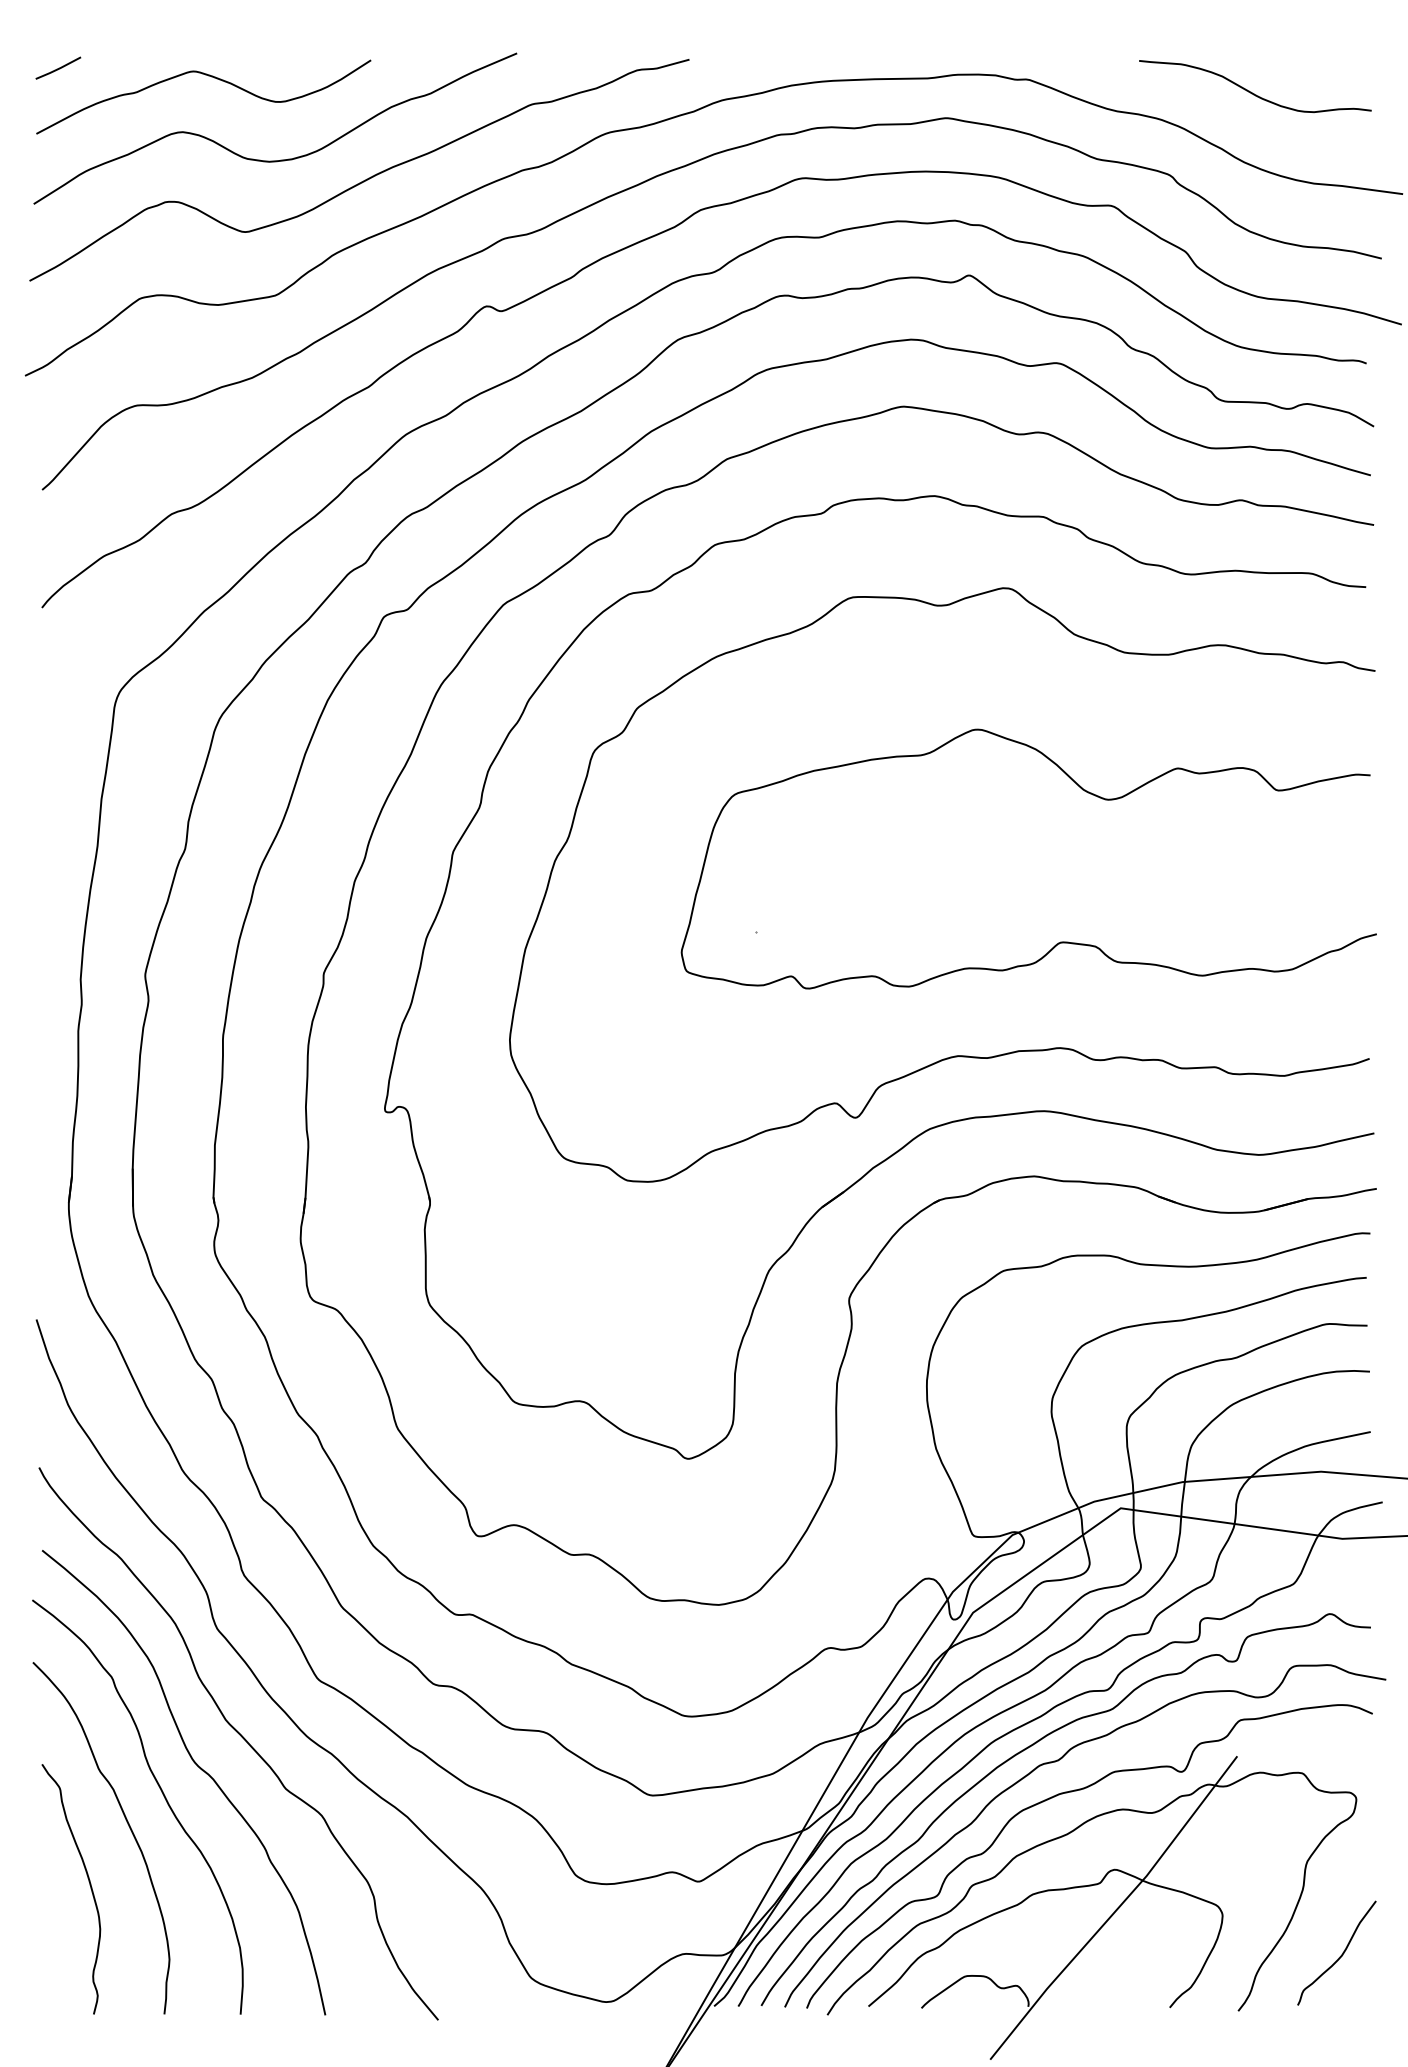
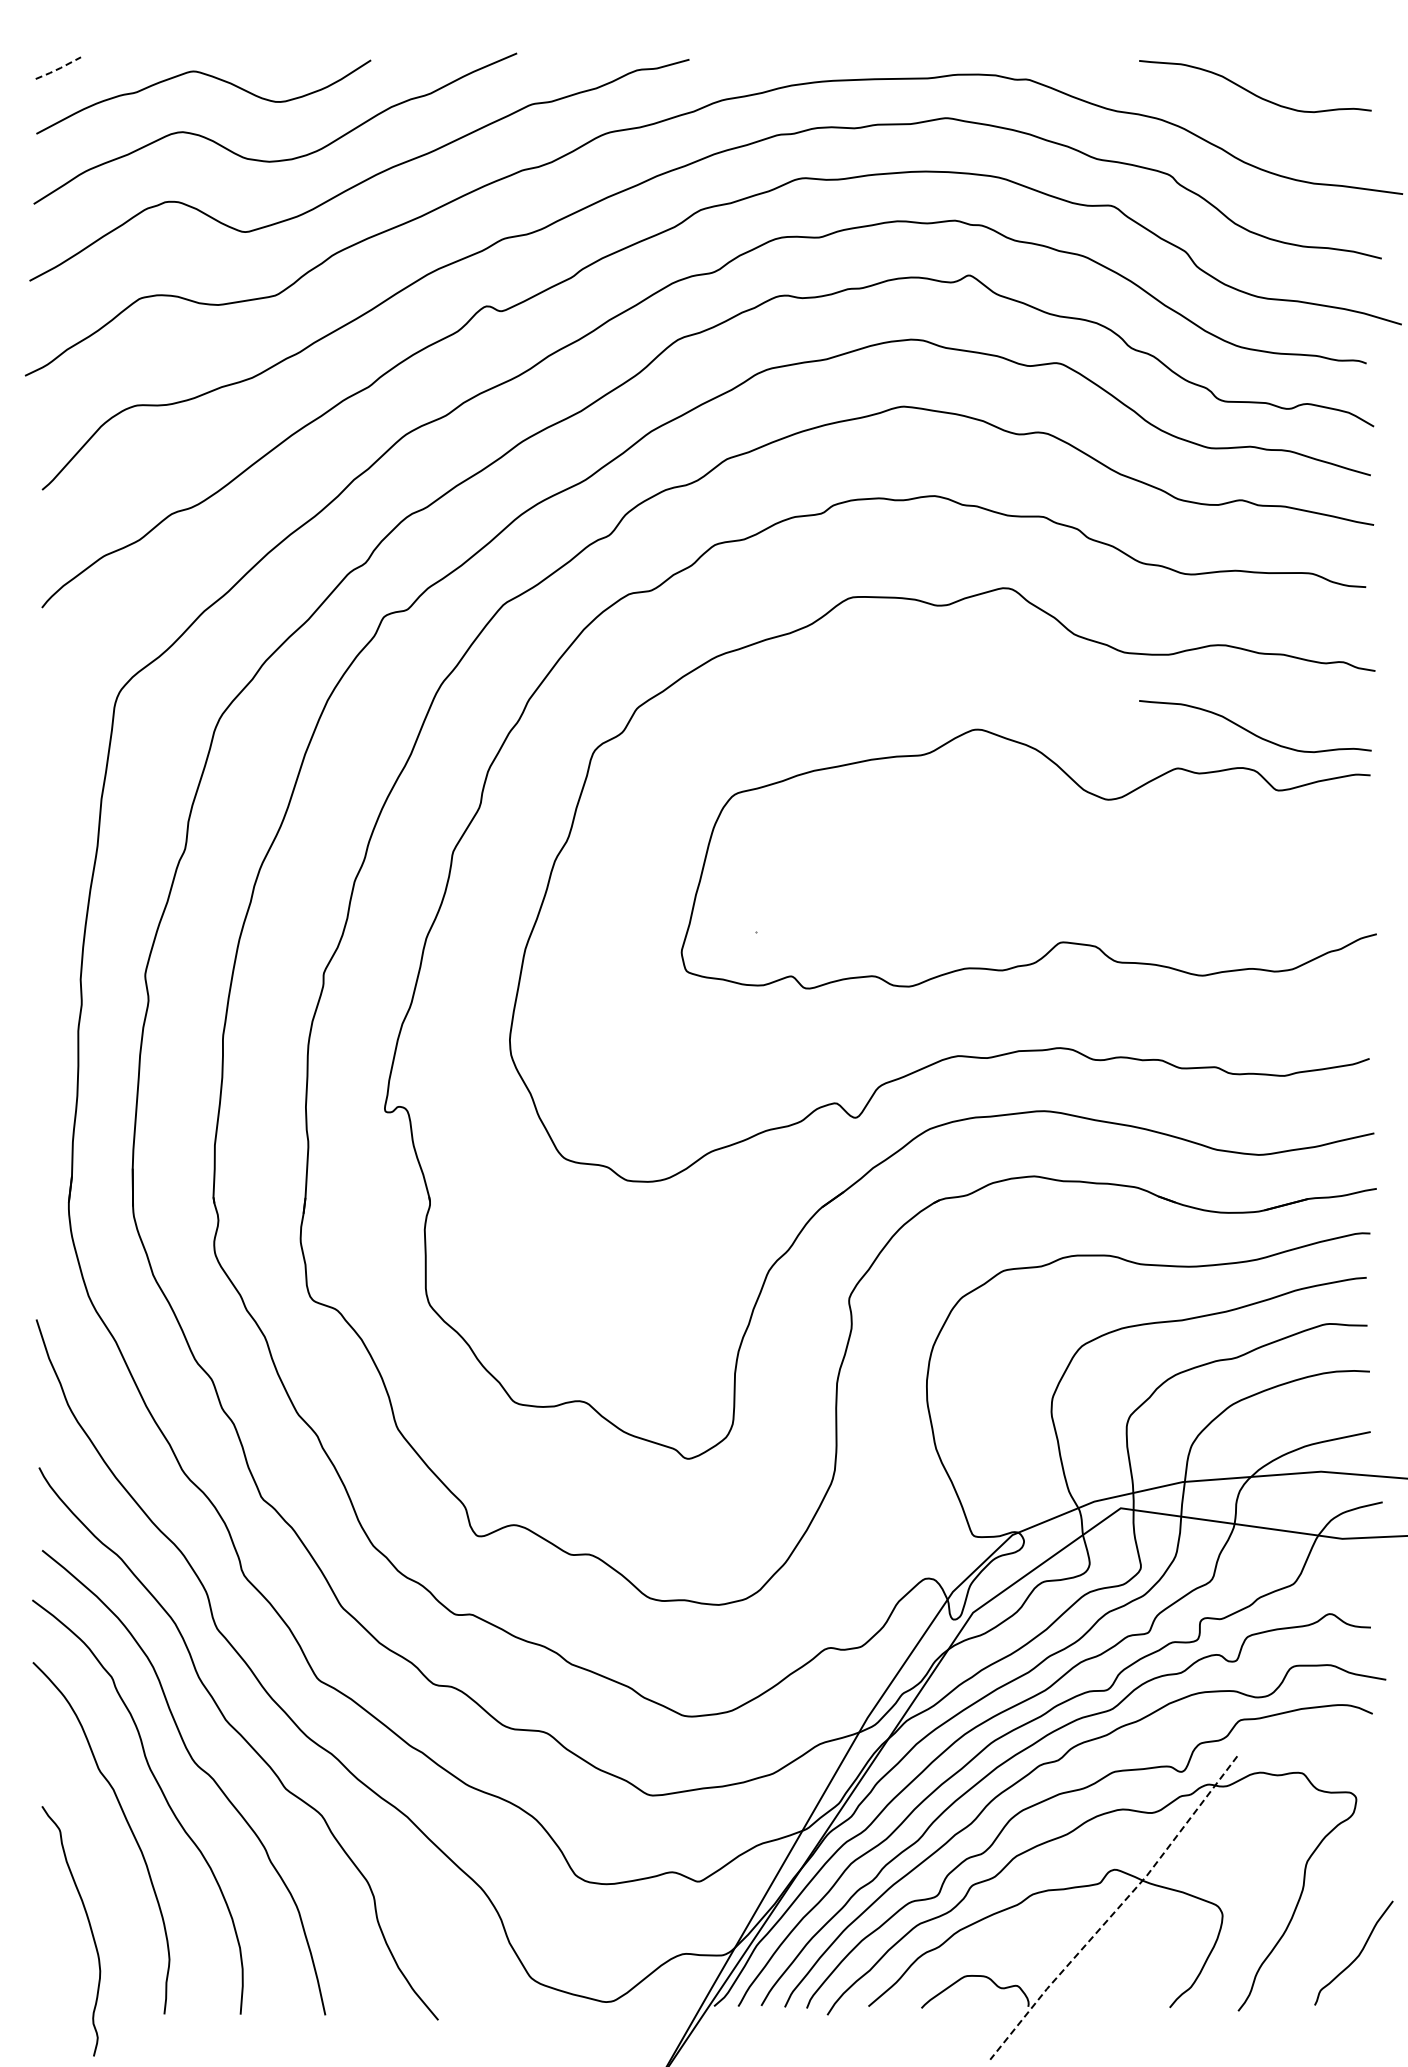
line: solid -> dashed (59, 68)
curve: none -> present (1251, 731)
curve position: (89, 1885) -> (89, 1927) (89, 1927)
line: solid -> dashed (1116, 1910)
curve position: (1340, 1955) -> (1357, 1955) (1357, 1955)
